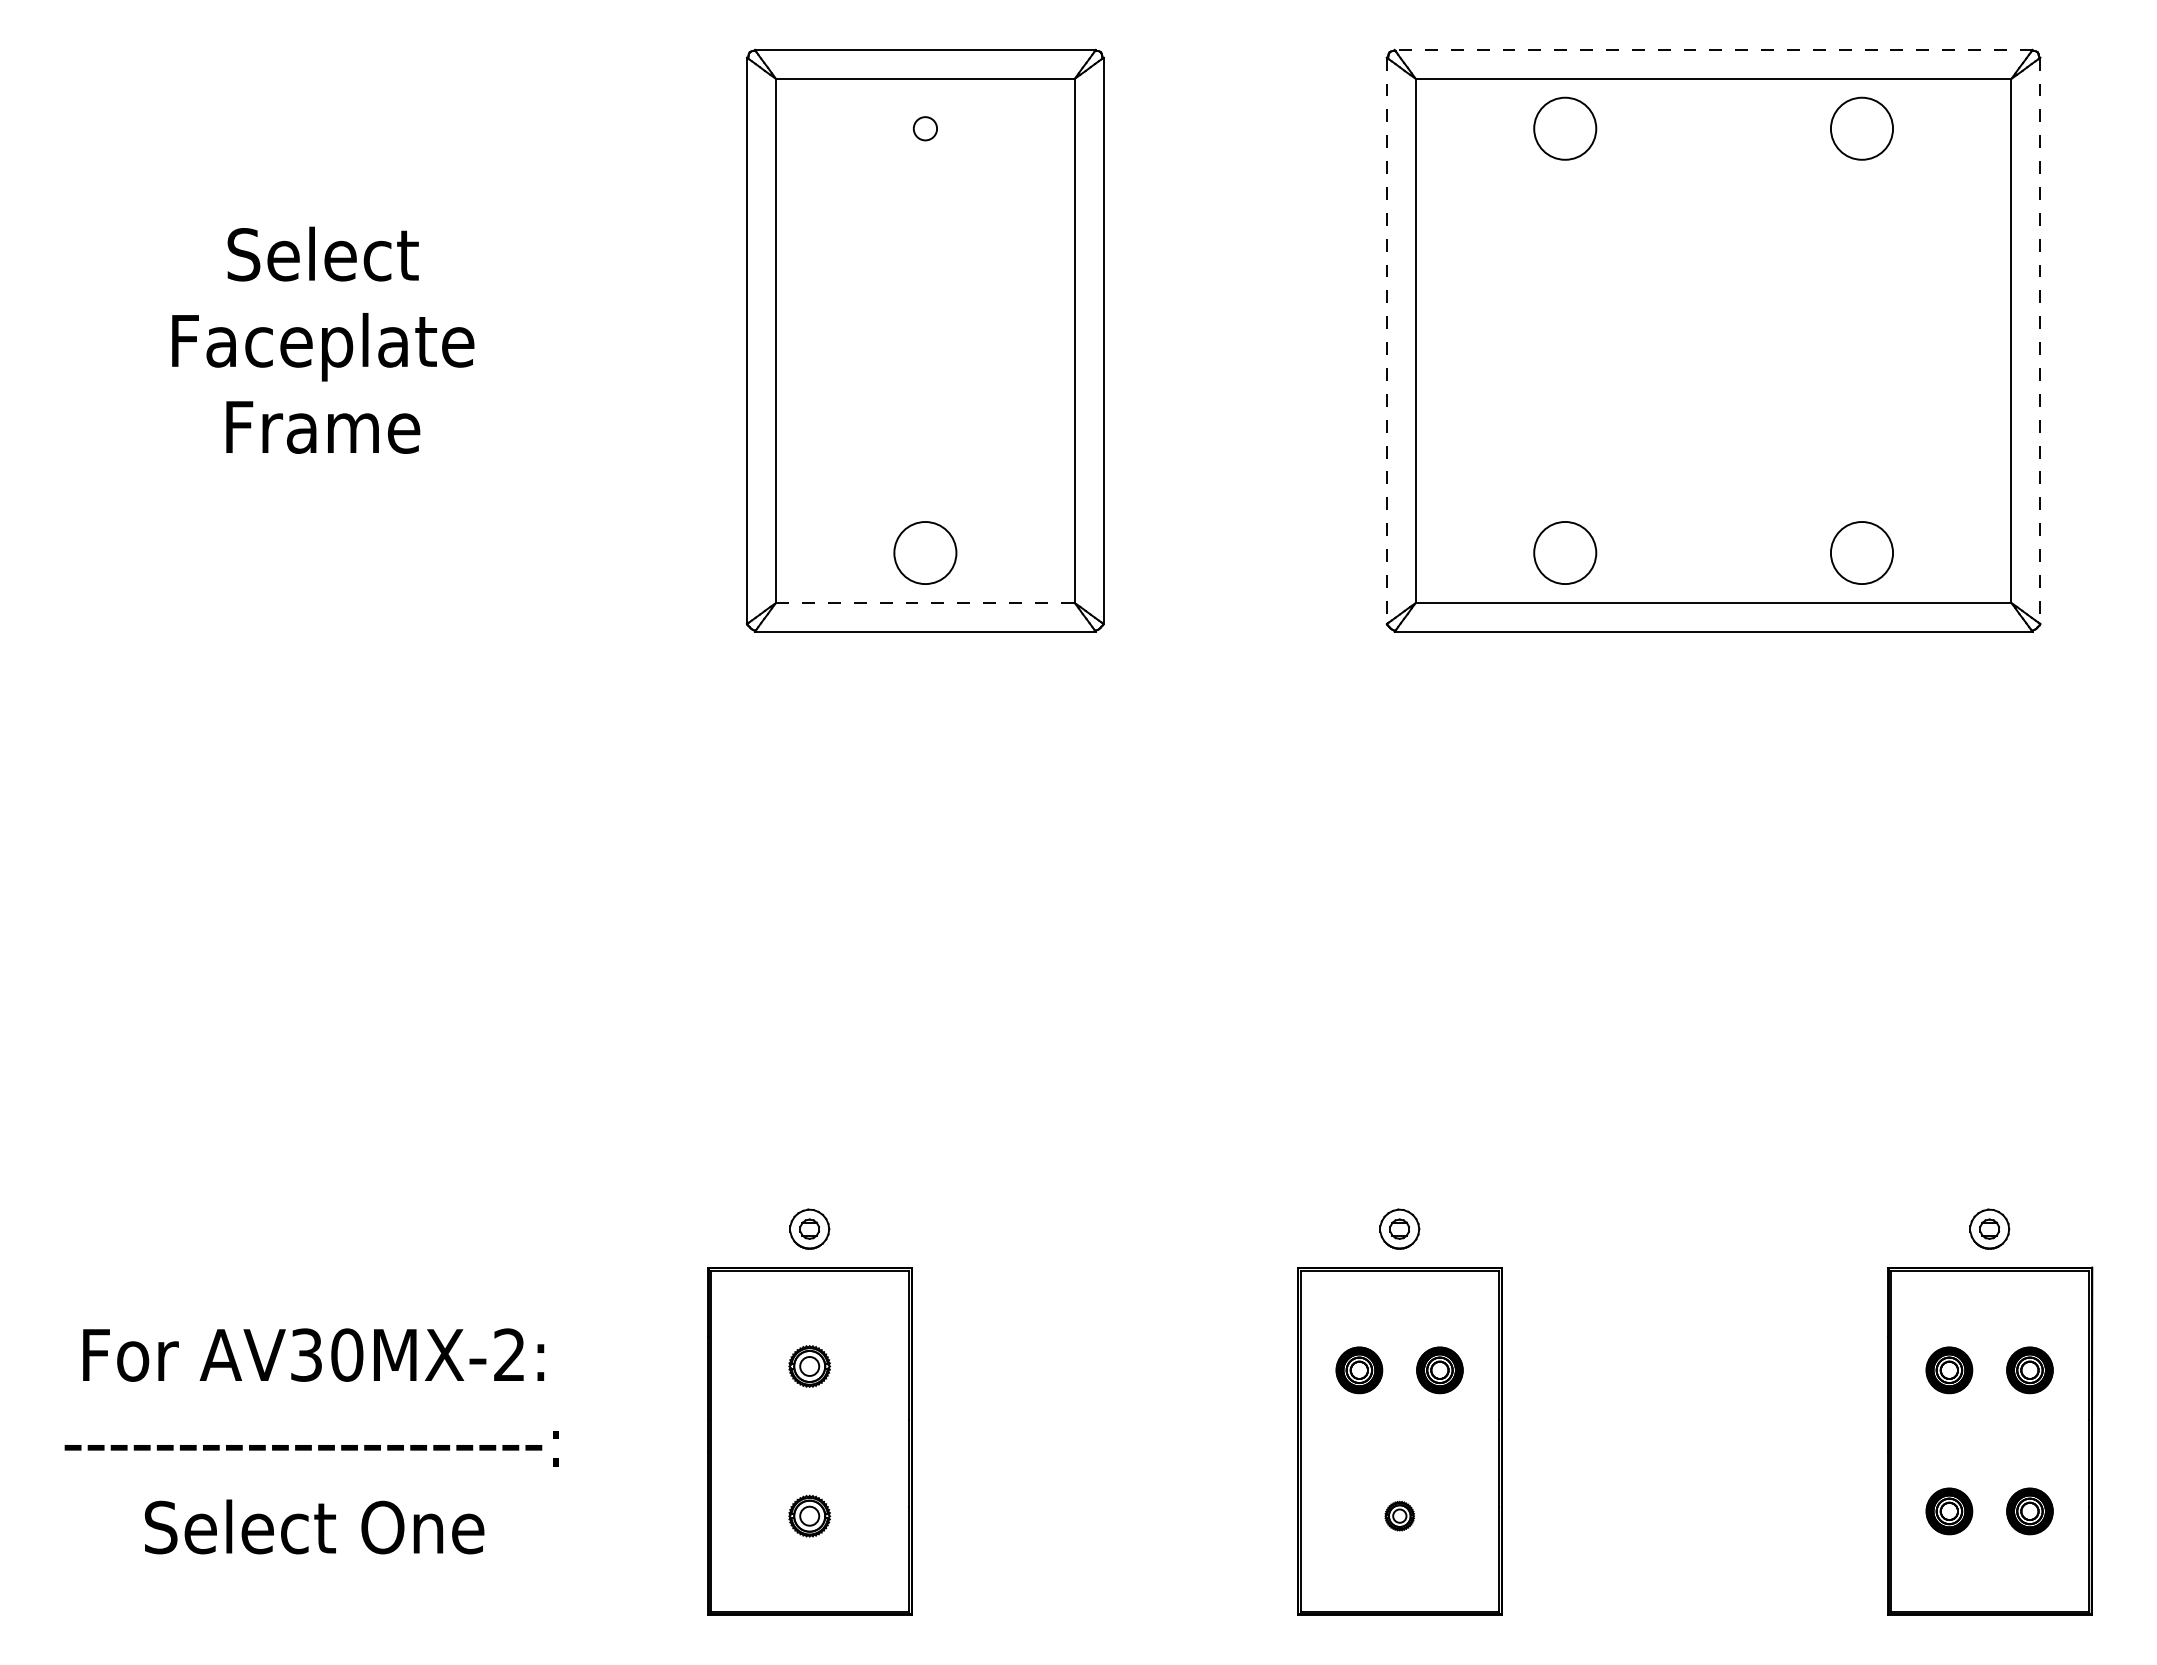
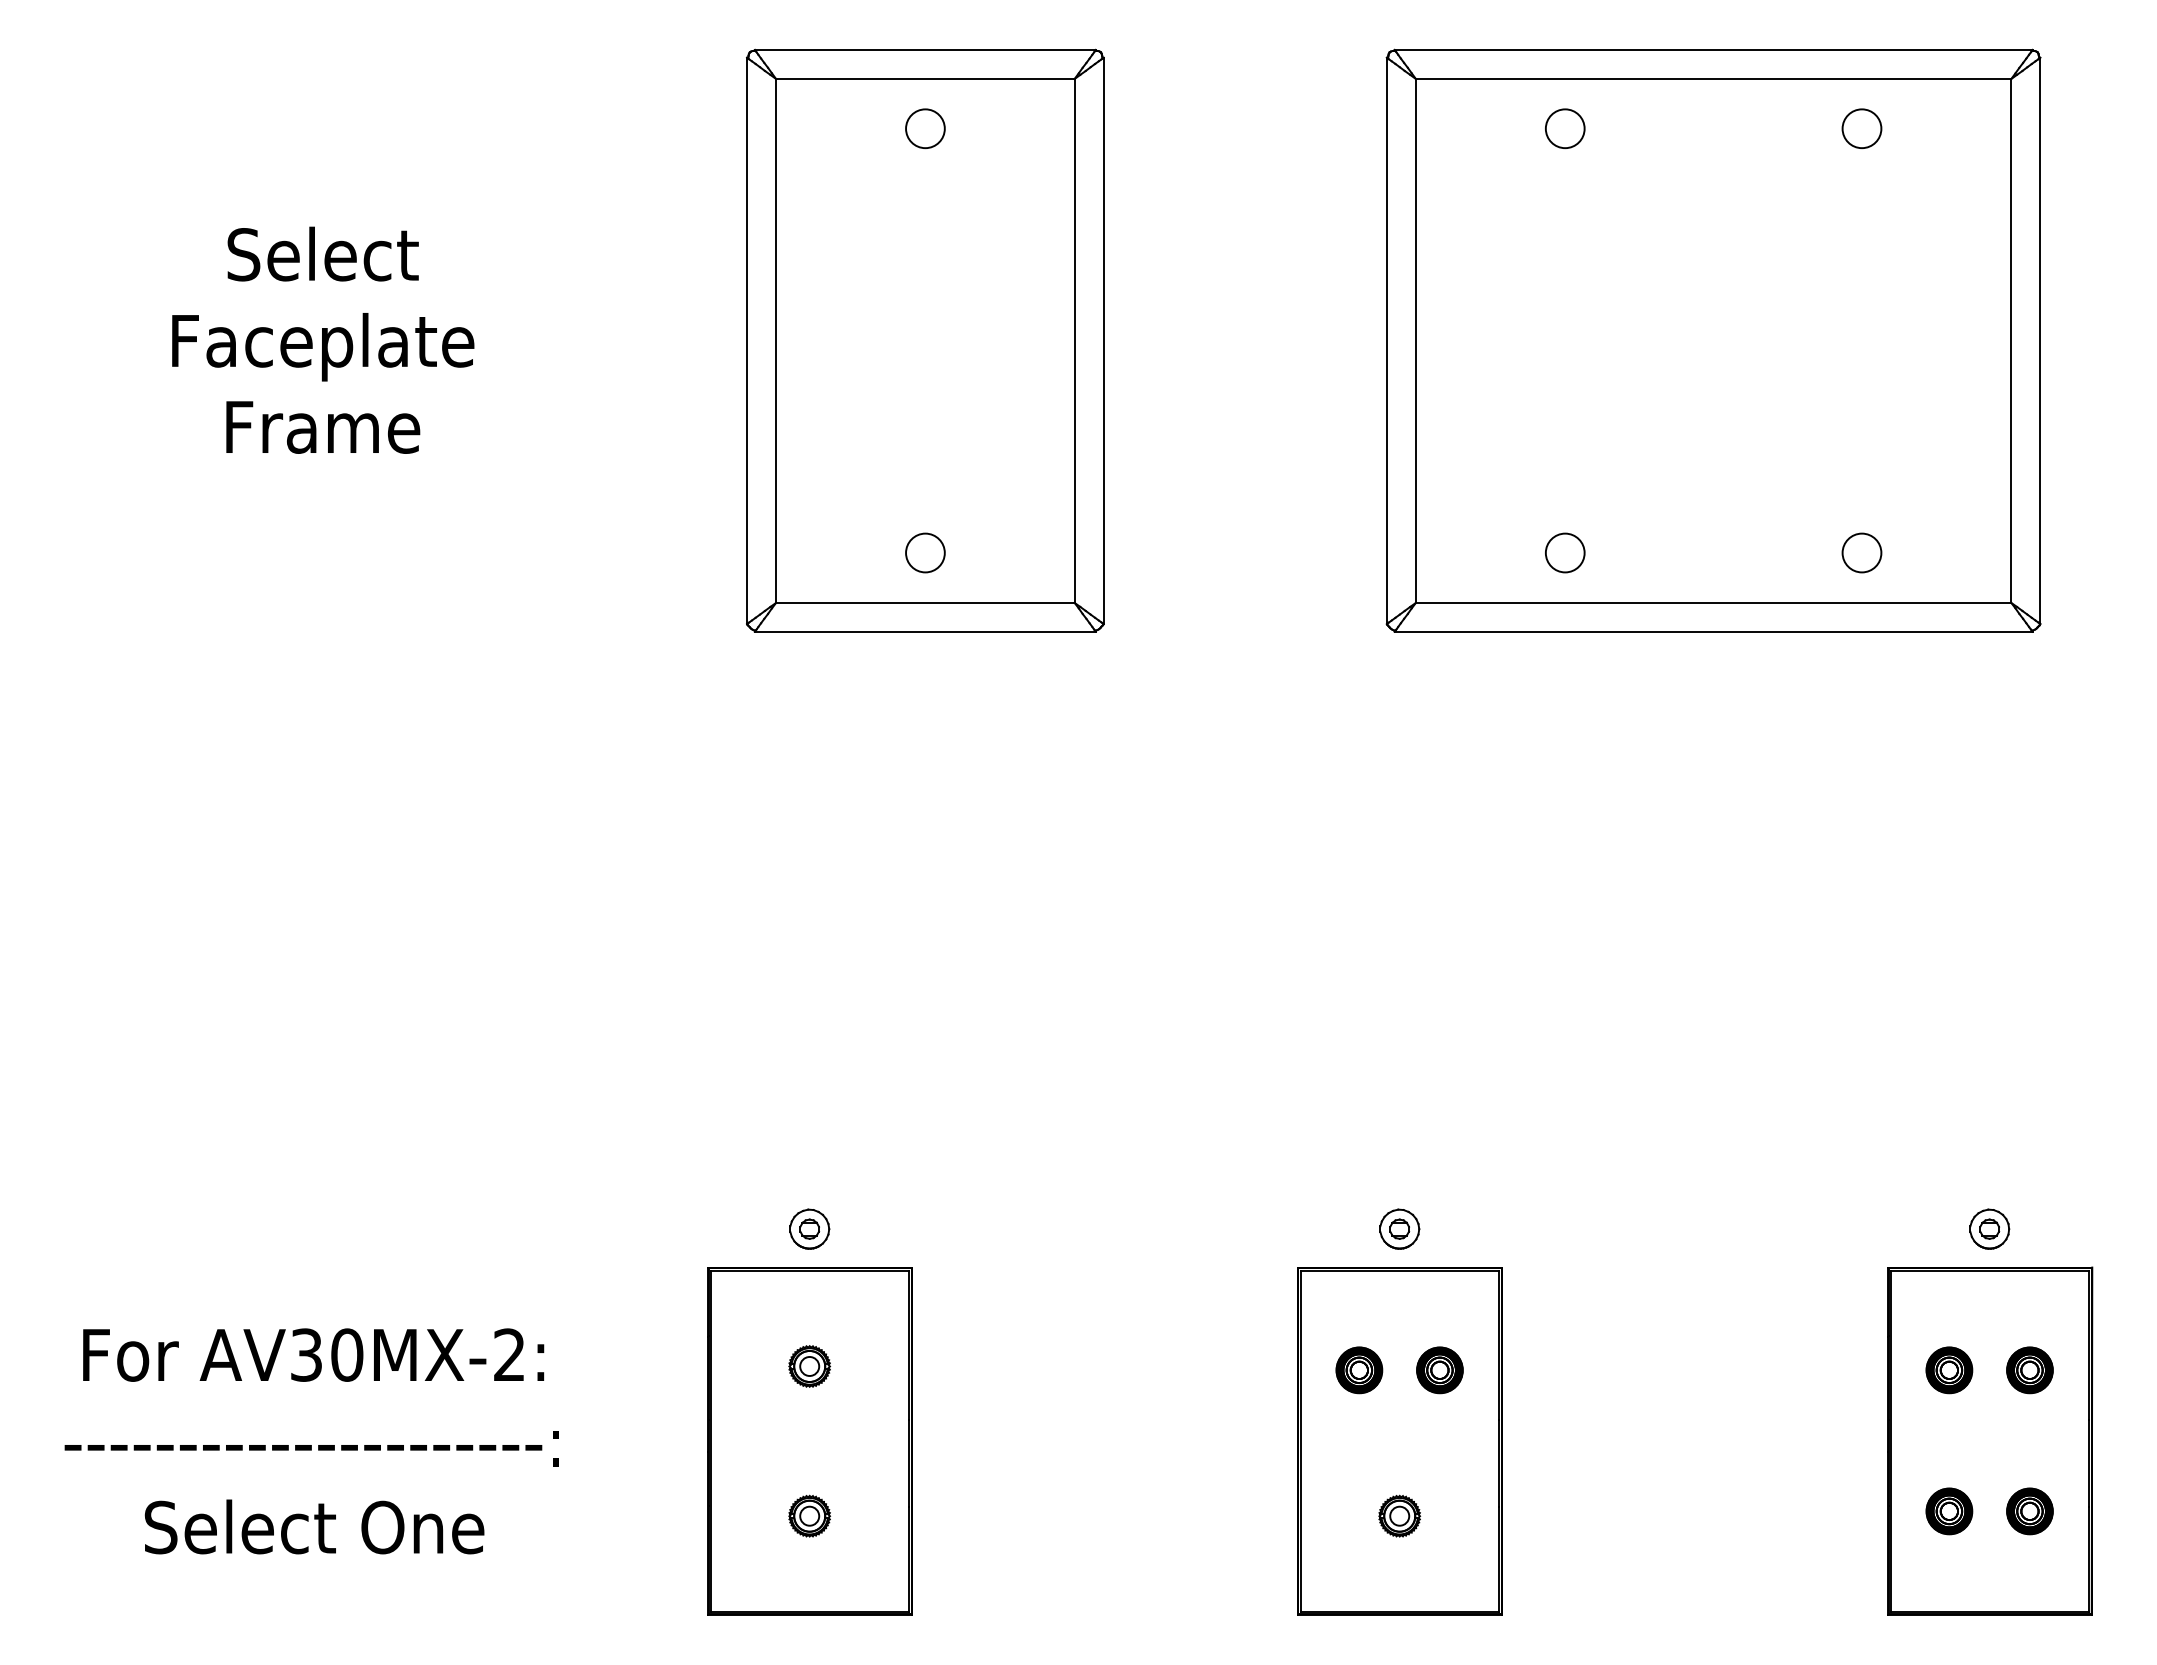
line: dashed -> solid (1713, 49)
circle diameter: 23 px -> 39 px (925, 128)
circle diameter: 62 px -> 39 px (1564, 128)
circle diameter: 62 px -> 39 px (1861, 128)
line: dashed -> solid (1386, 341)
line: dashed -> solid (2040, 341)
circle size: 65x64 px -> 41x42 px (925, 552)
circle diameter: 62 px -> 39 px (1564, 552)
circle diameter: 62 px -> 39 px (1861, 552)
line: dashed -> solid (925, 602)
part size: 32x32 px -> 44x44 px (1399, 1515)
